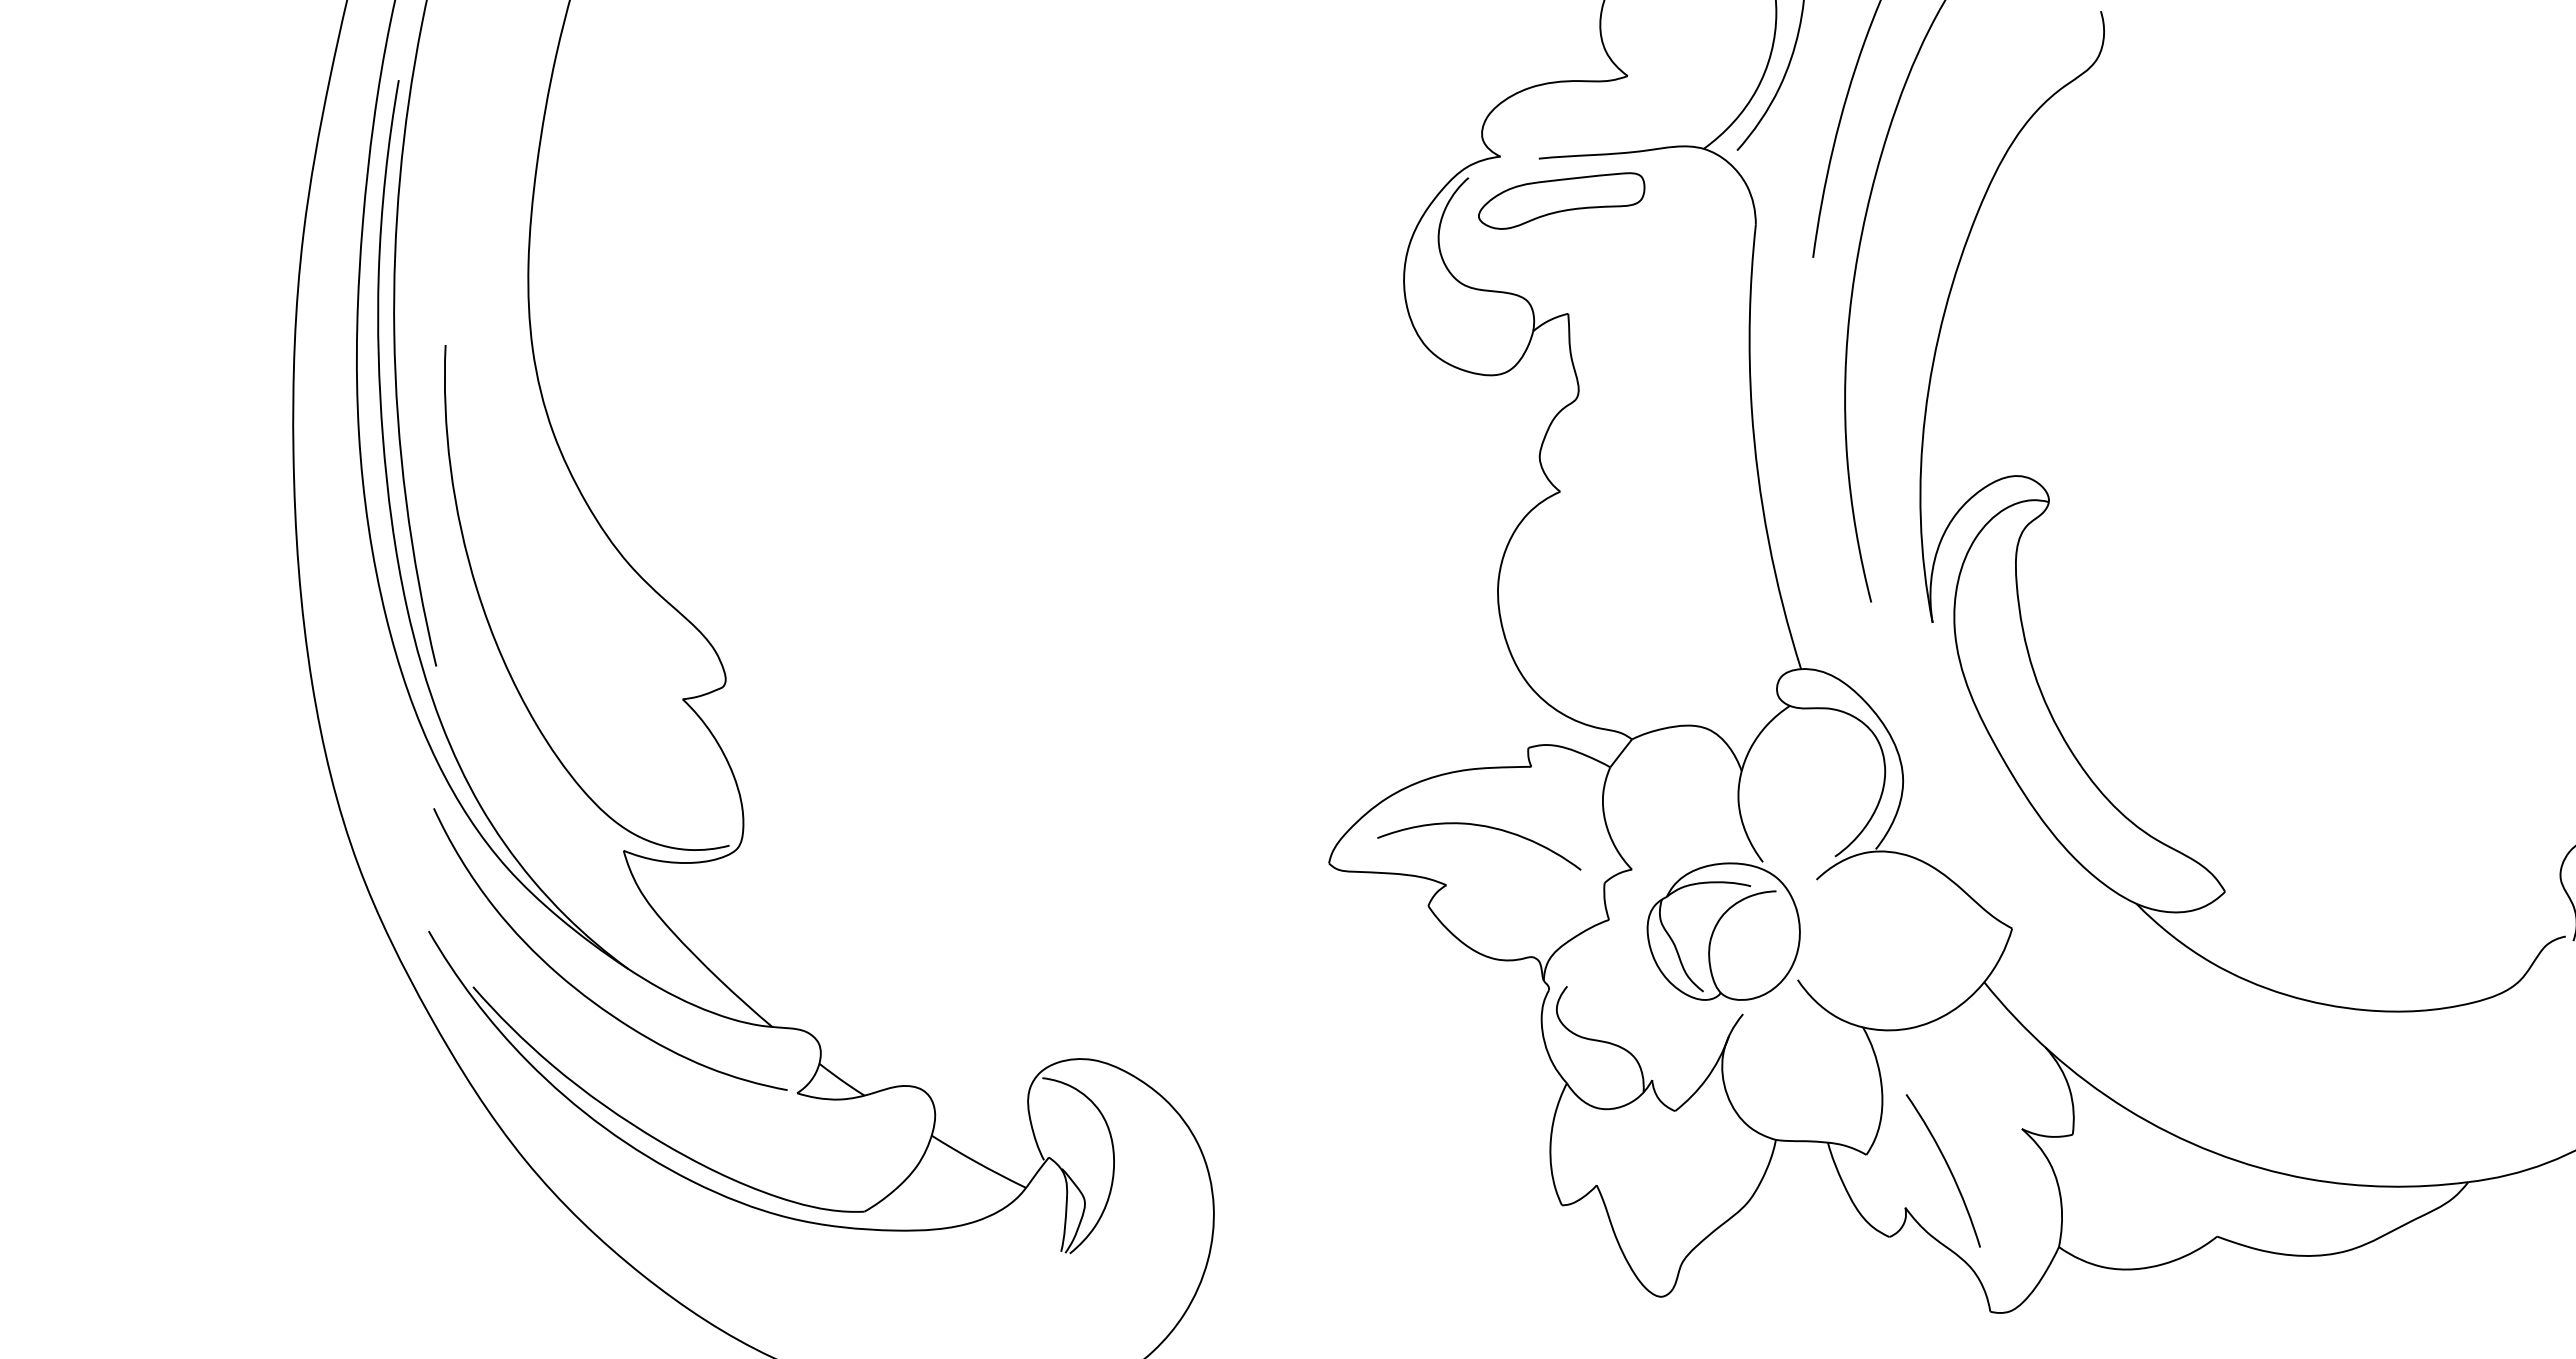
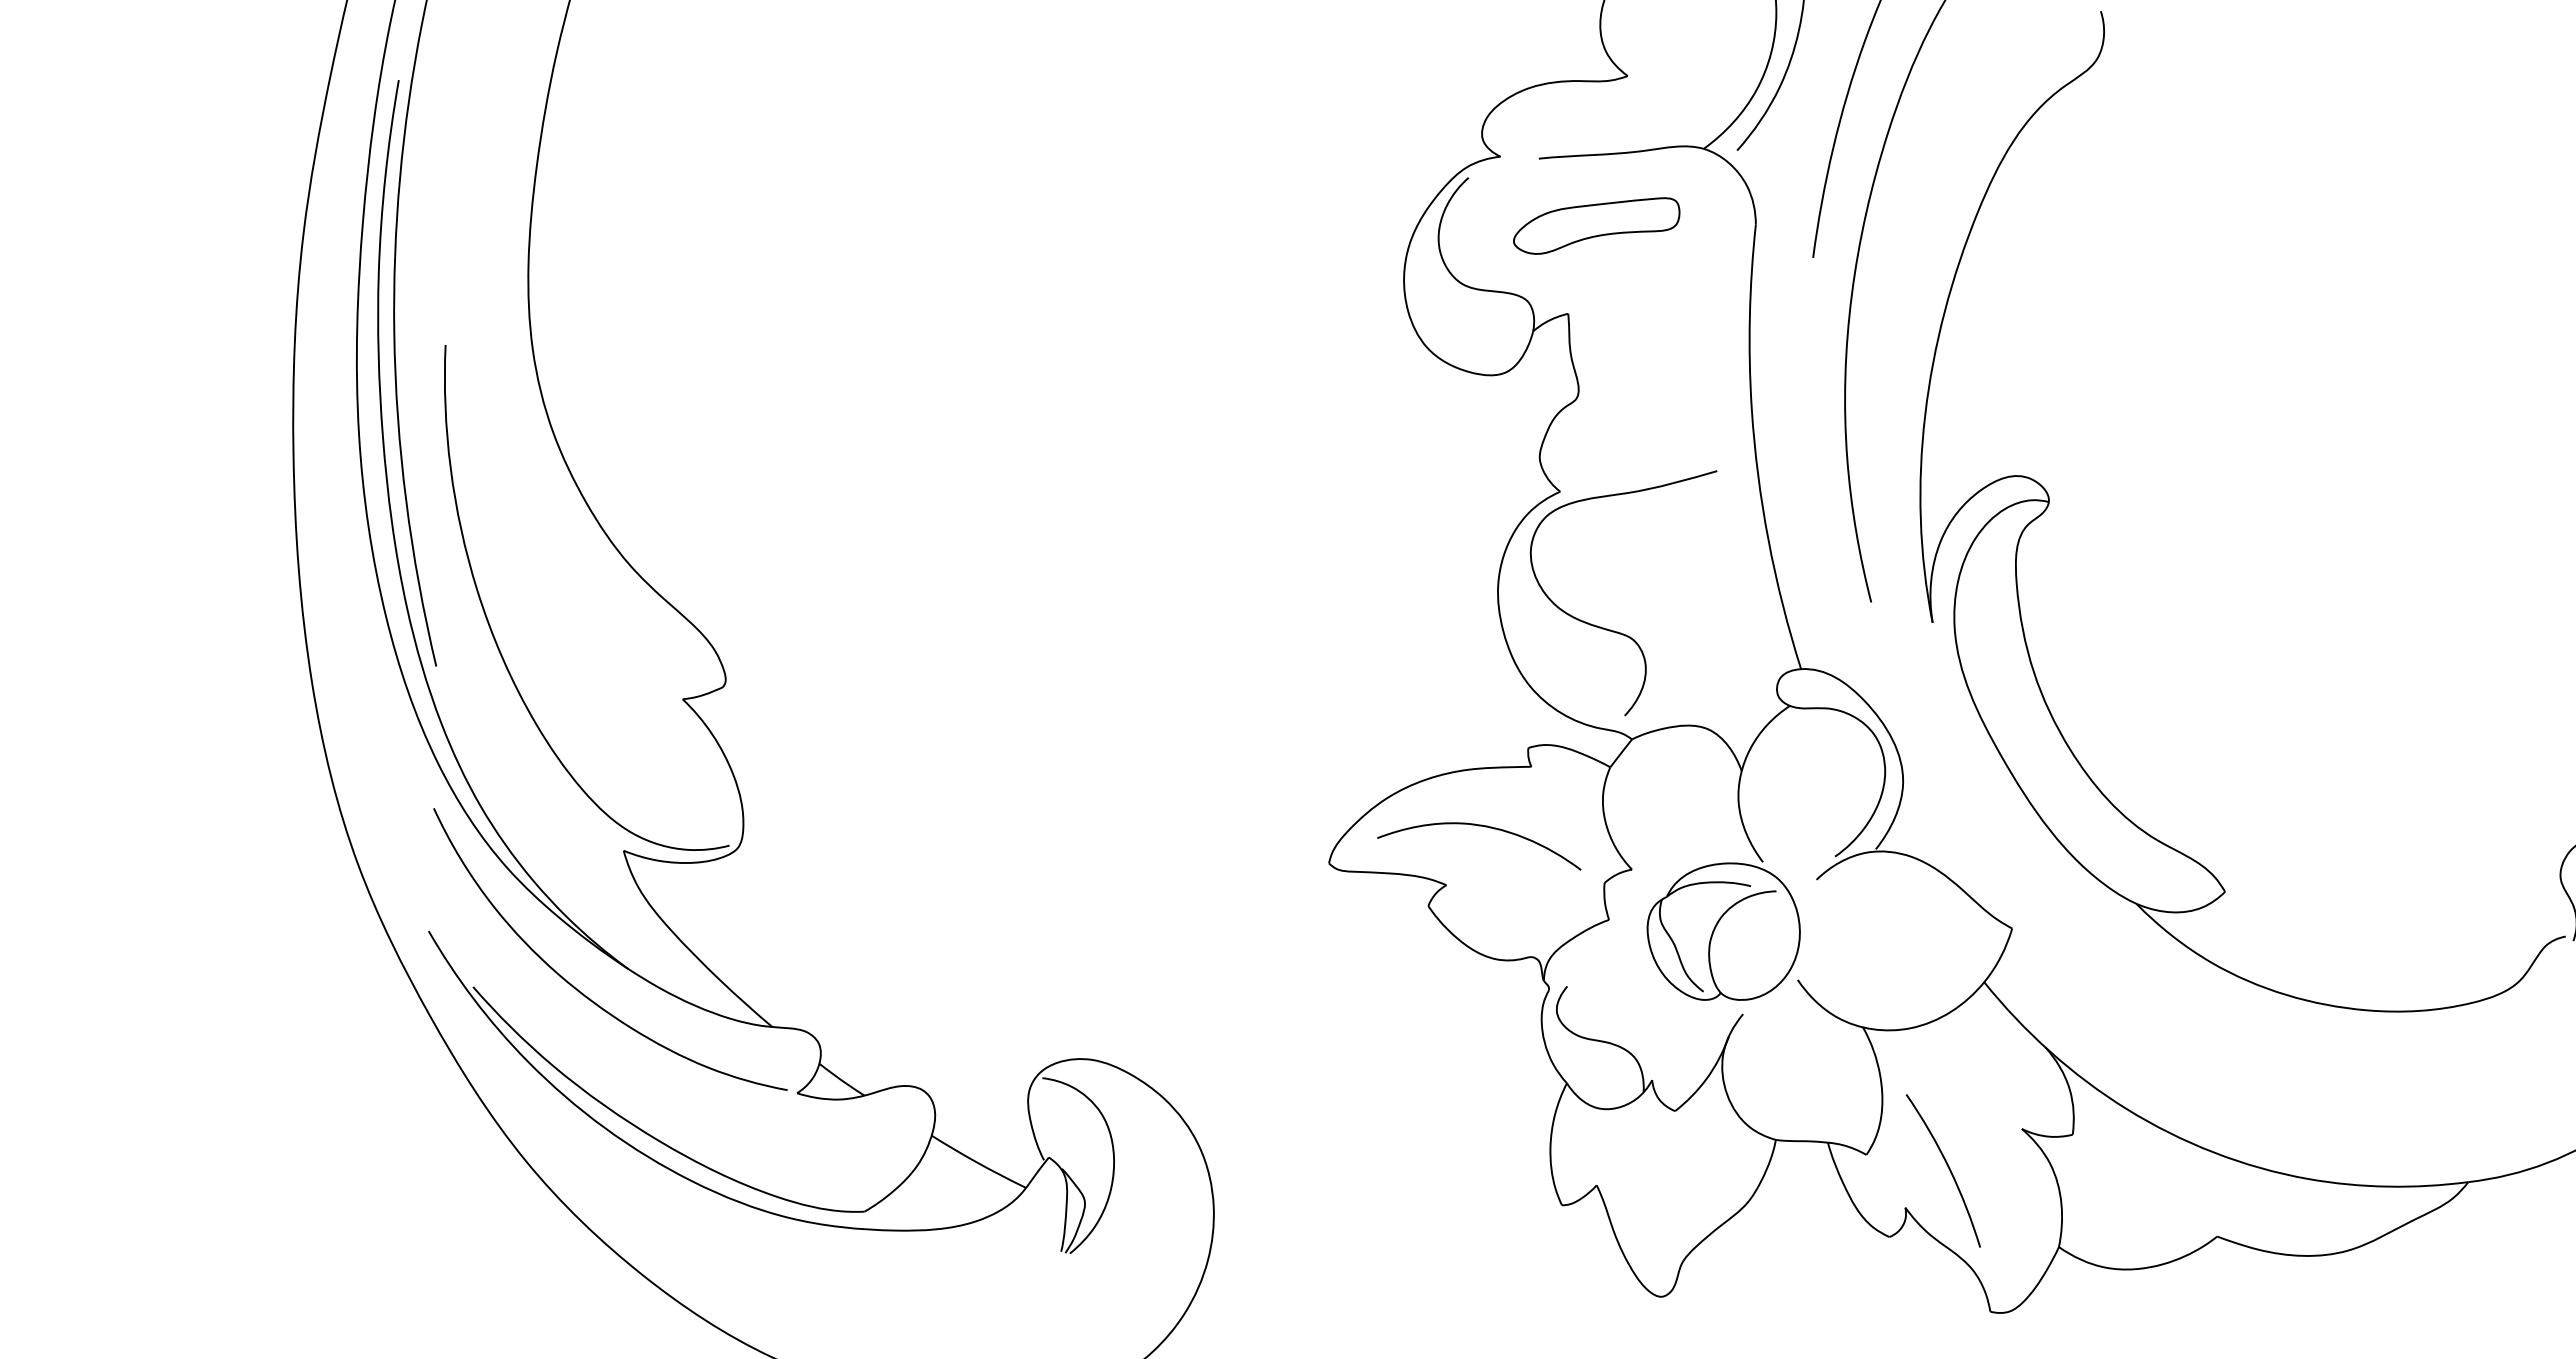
part position: (1561, 200) -> (1596, 225) (1596, 225)
curve: none -> present (1614, 630)
